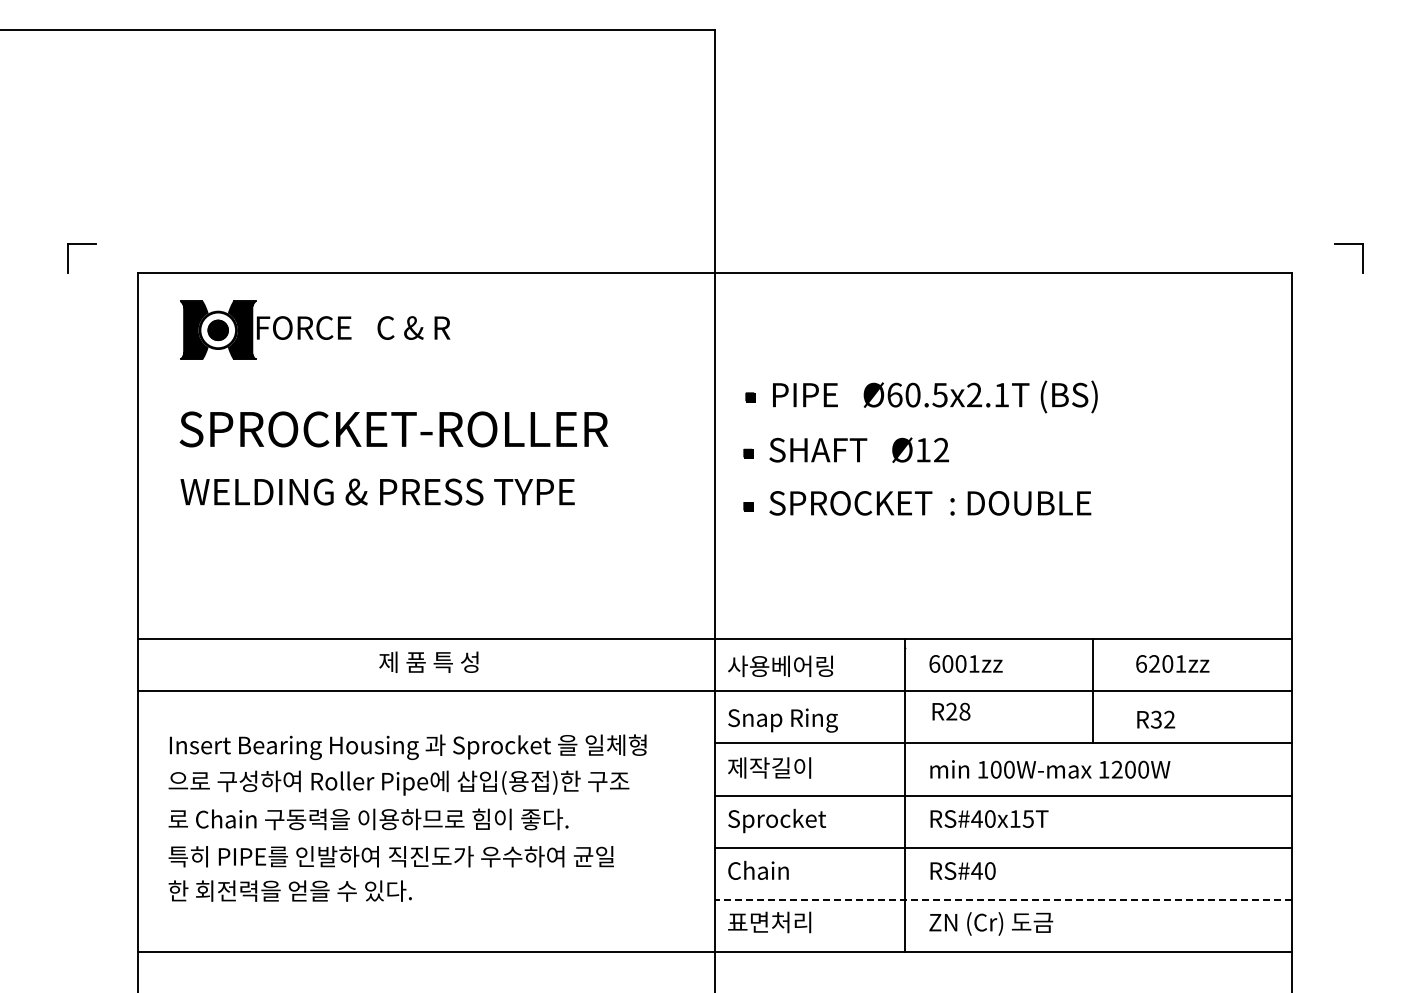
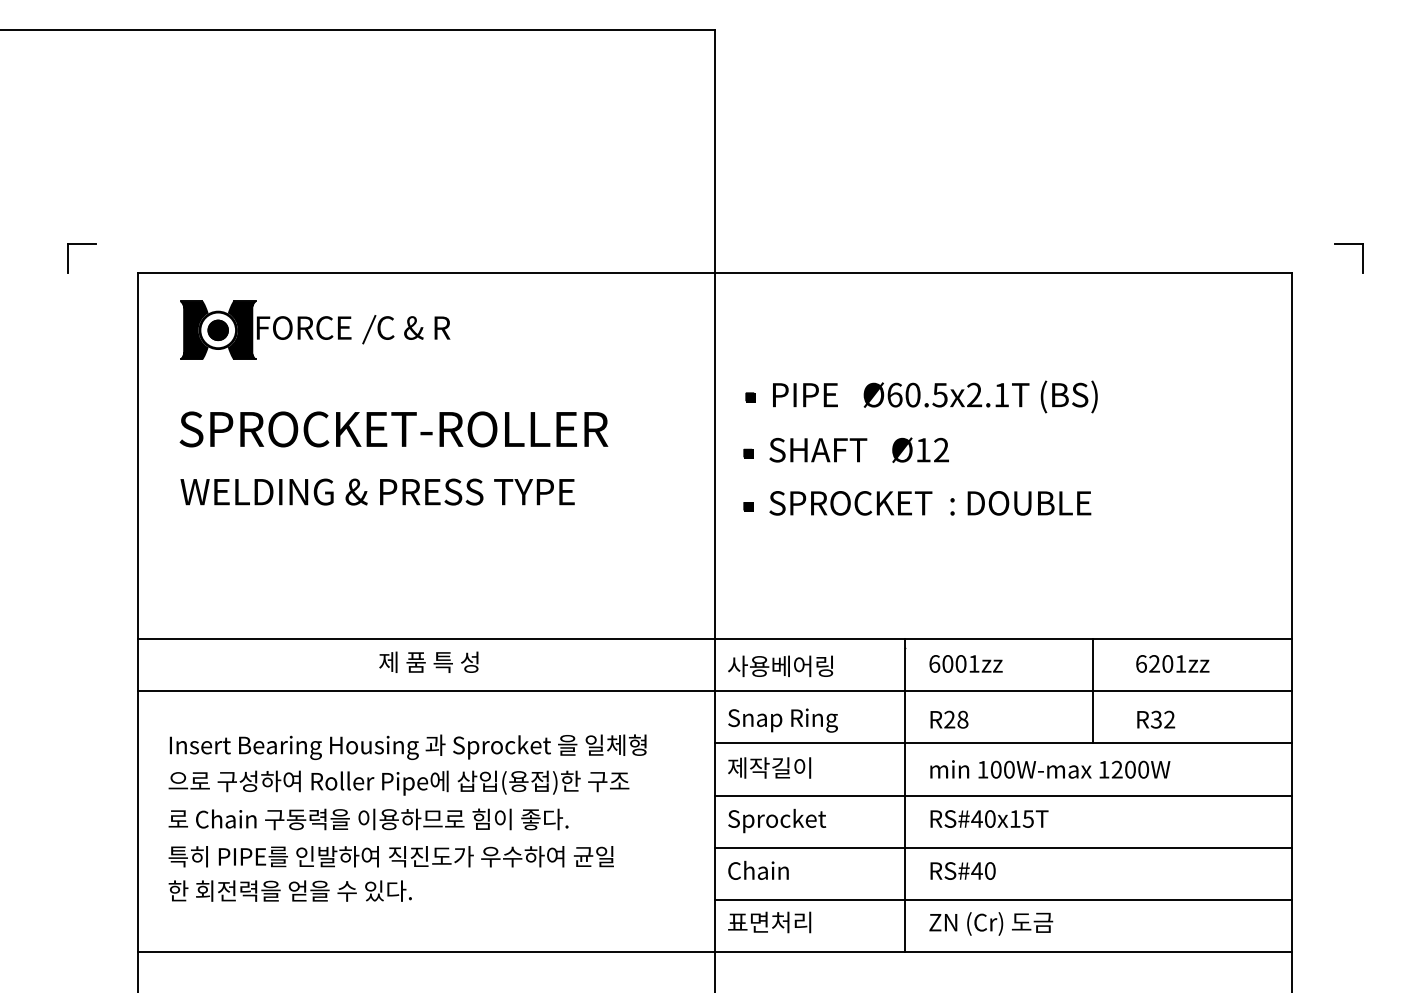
line: none -> present (369, 329)
text position: (951, 711) -> (949, 719) (949, 719)
line: dashed -> solid (1003, 899)
